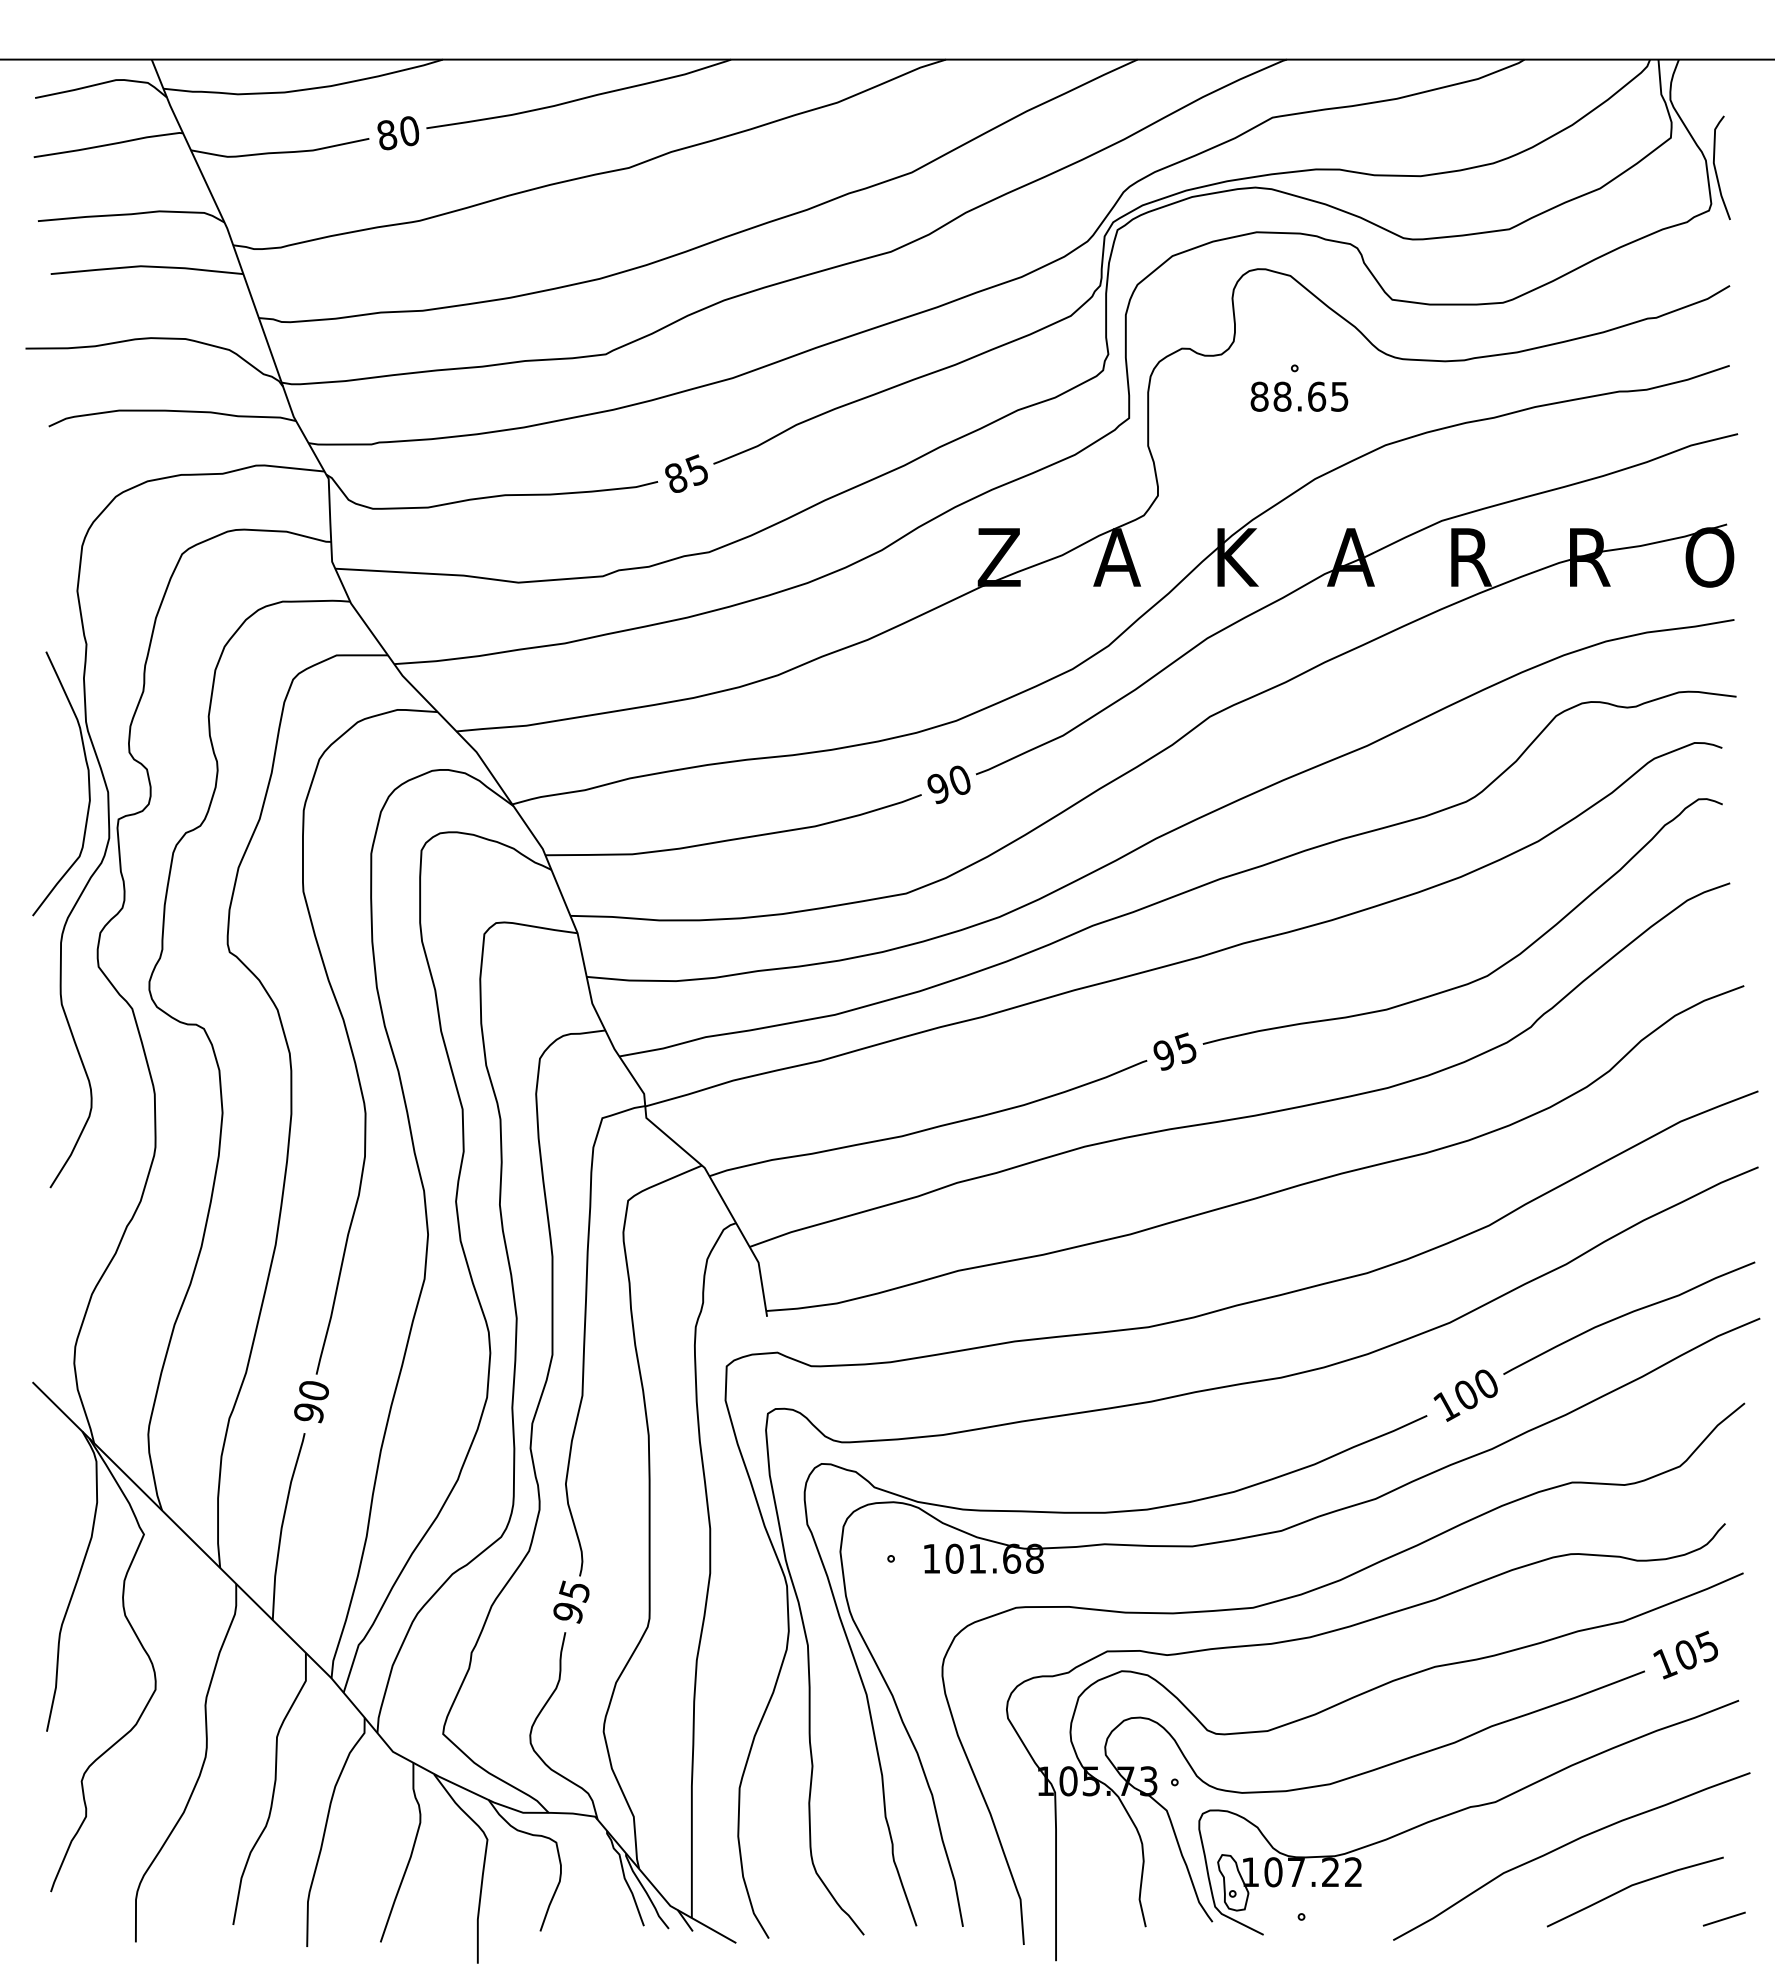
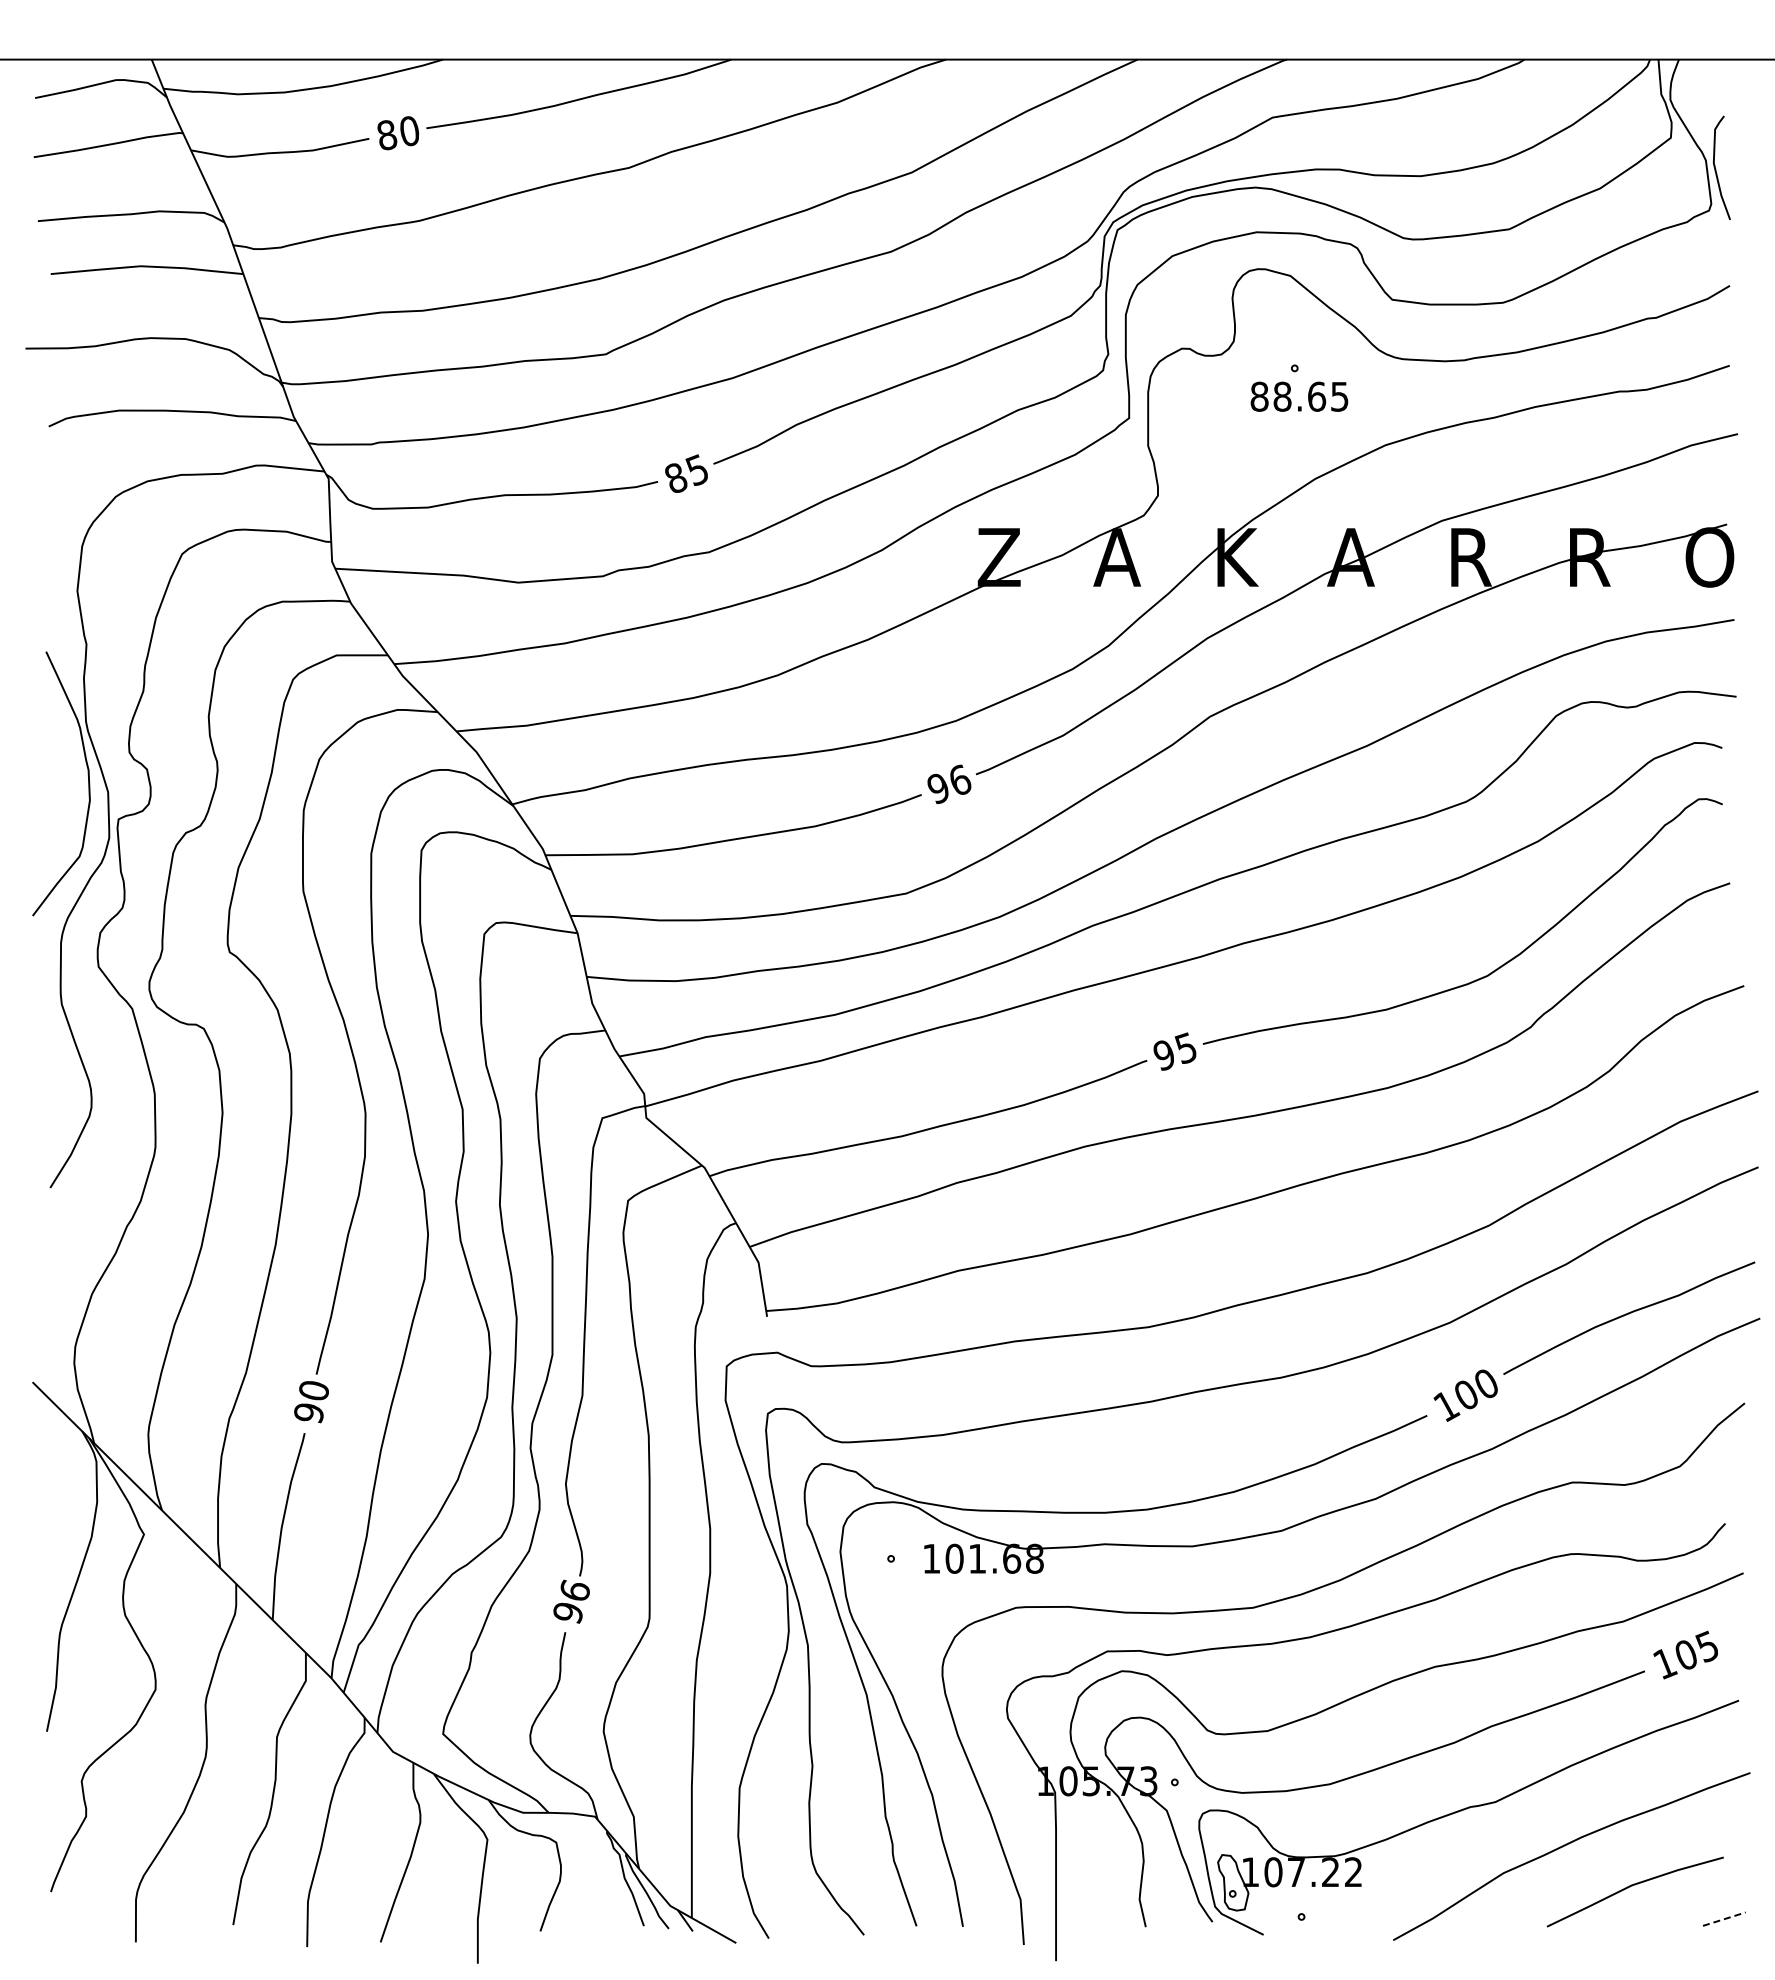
text: 90 -> 96 (960, 779)
text: 95 -> 96 (574, 1590)
line: solid -> dashed (1724, 1919)
